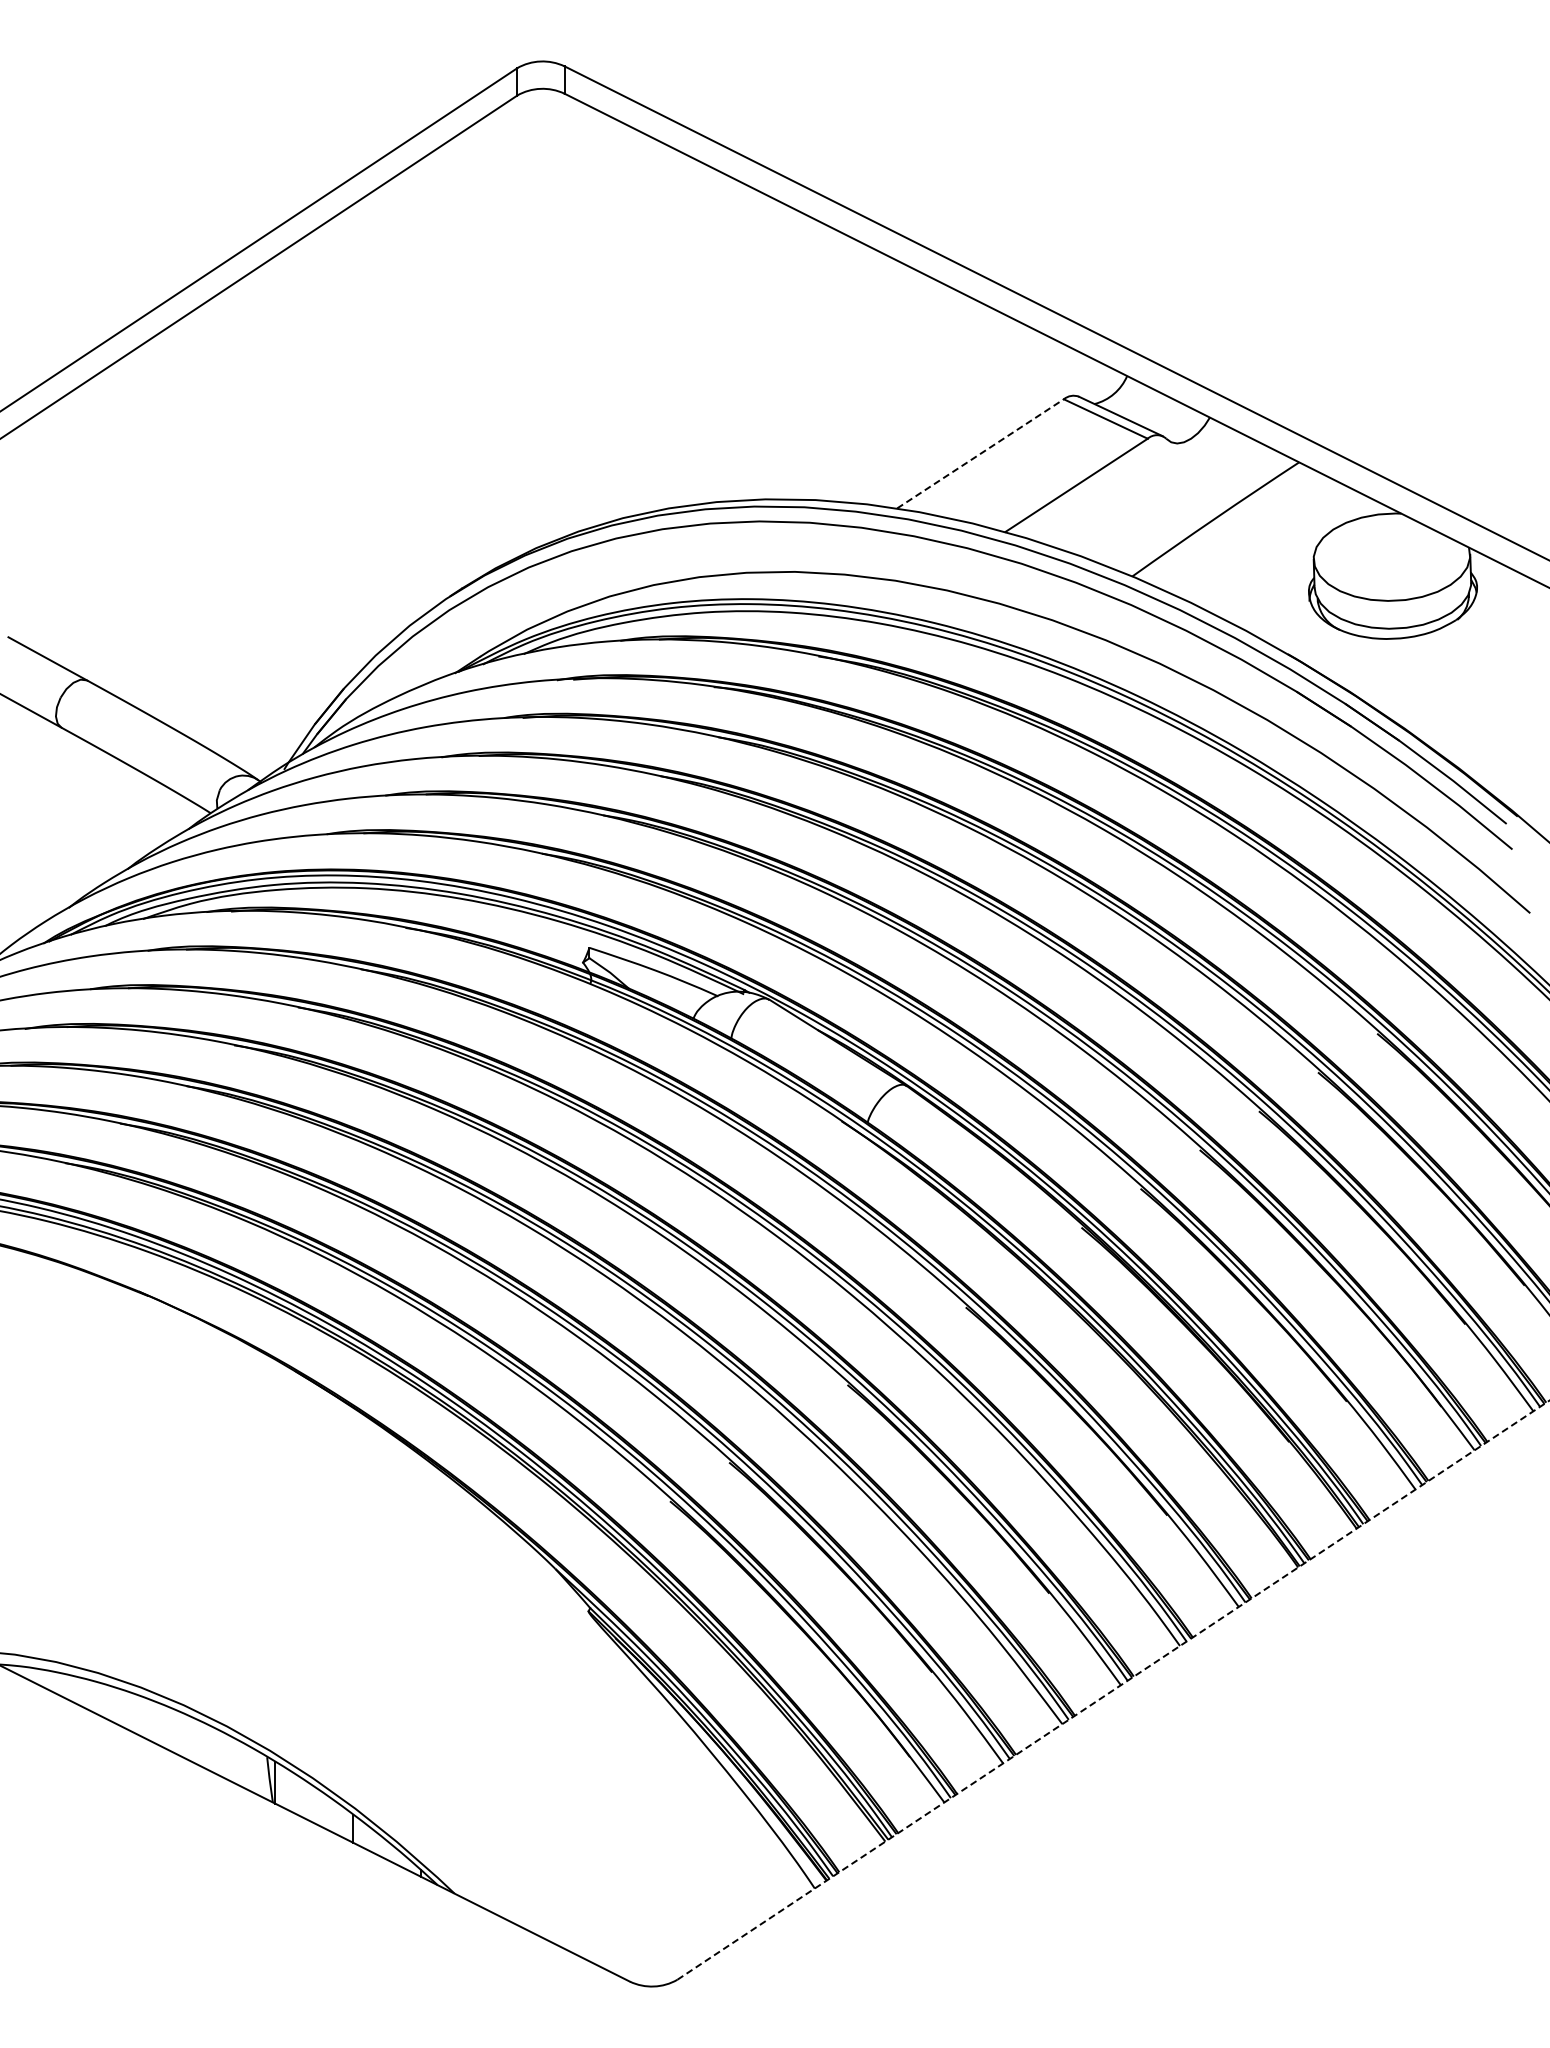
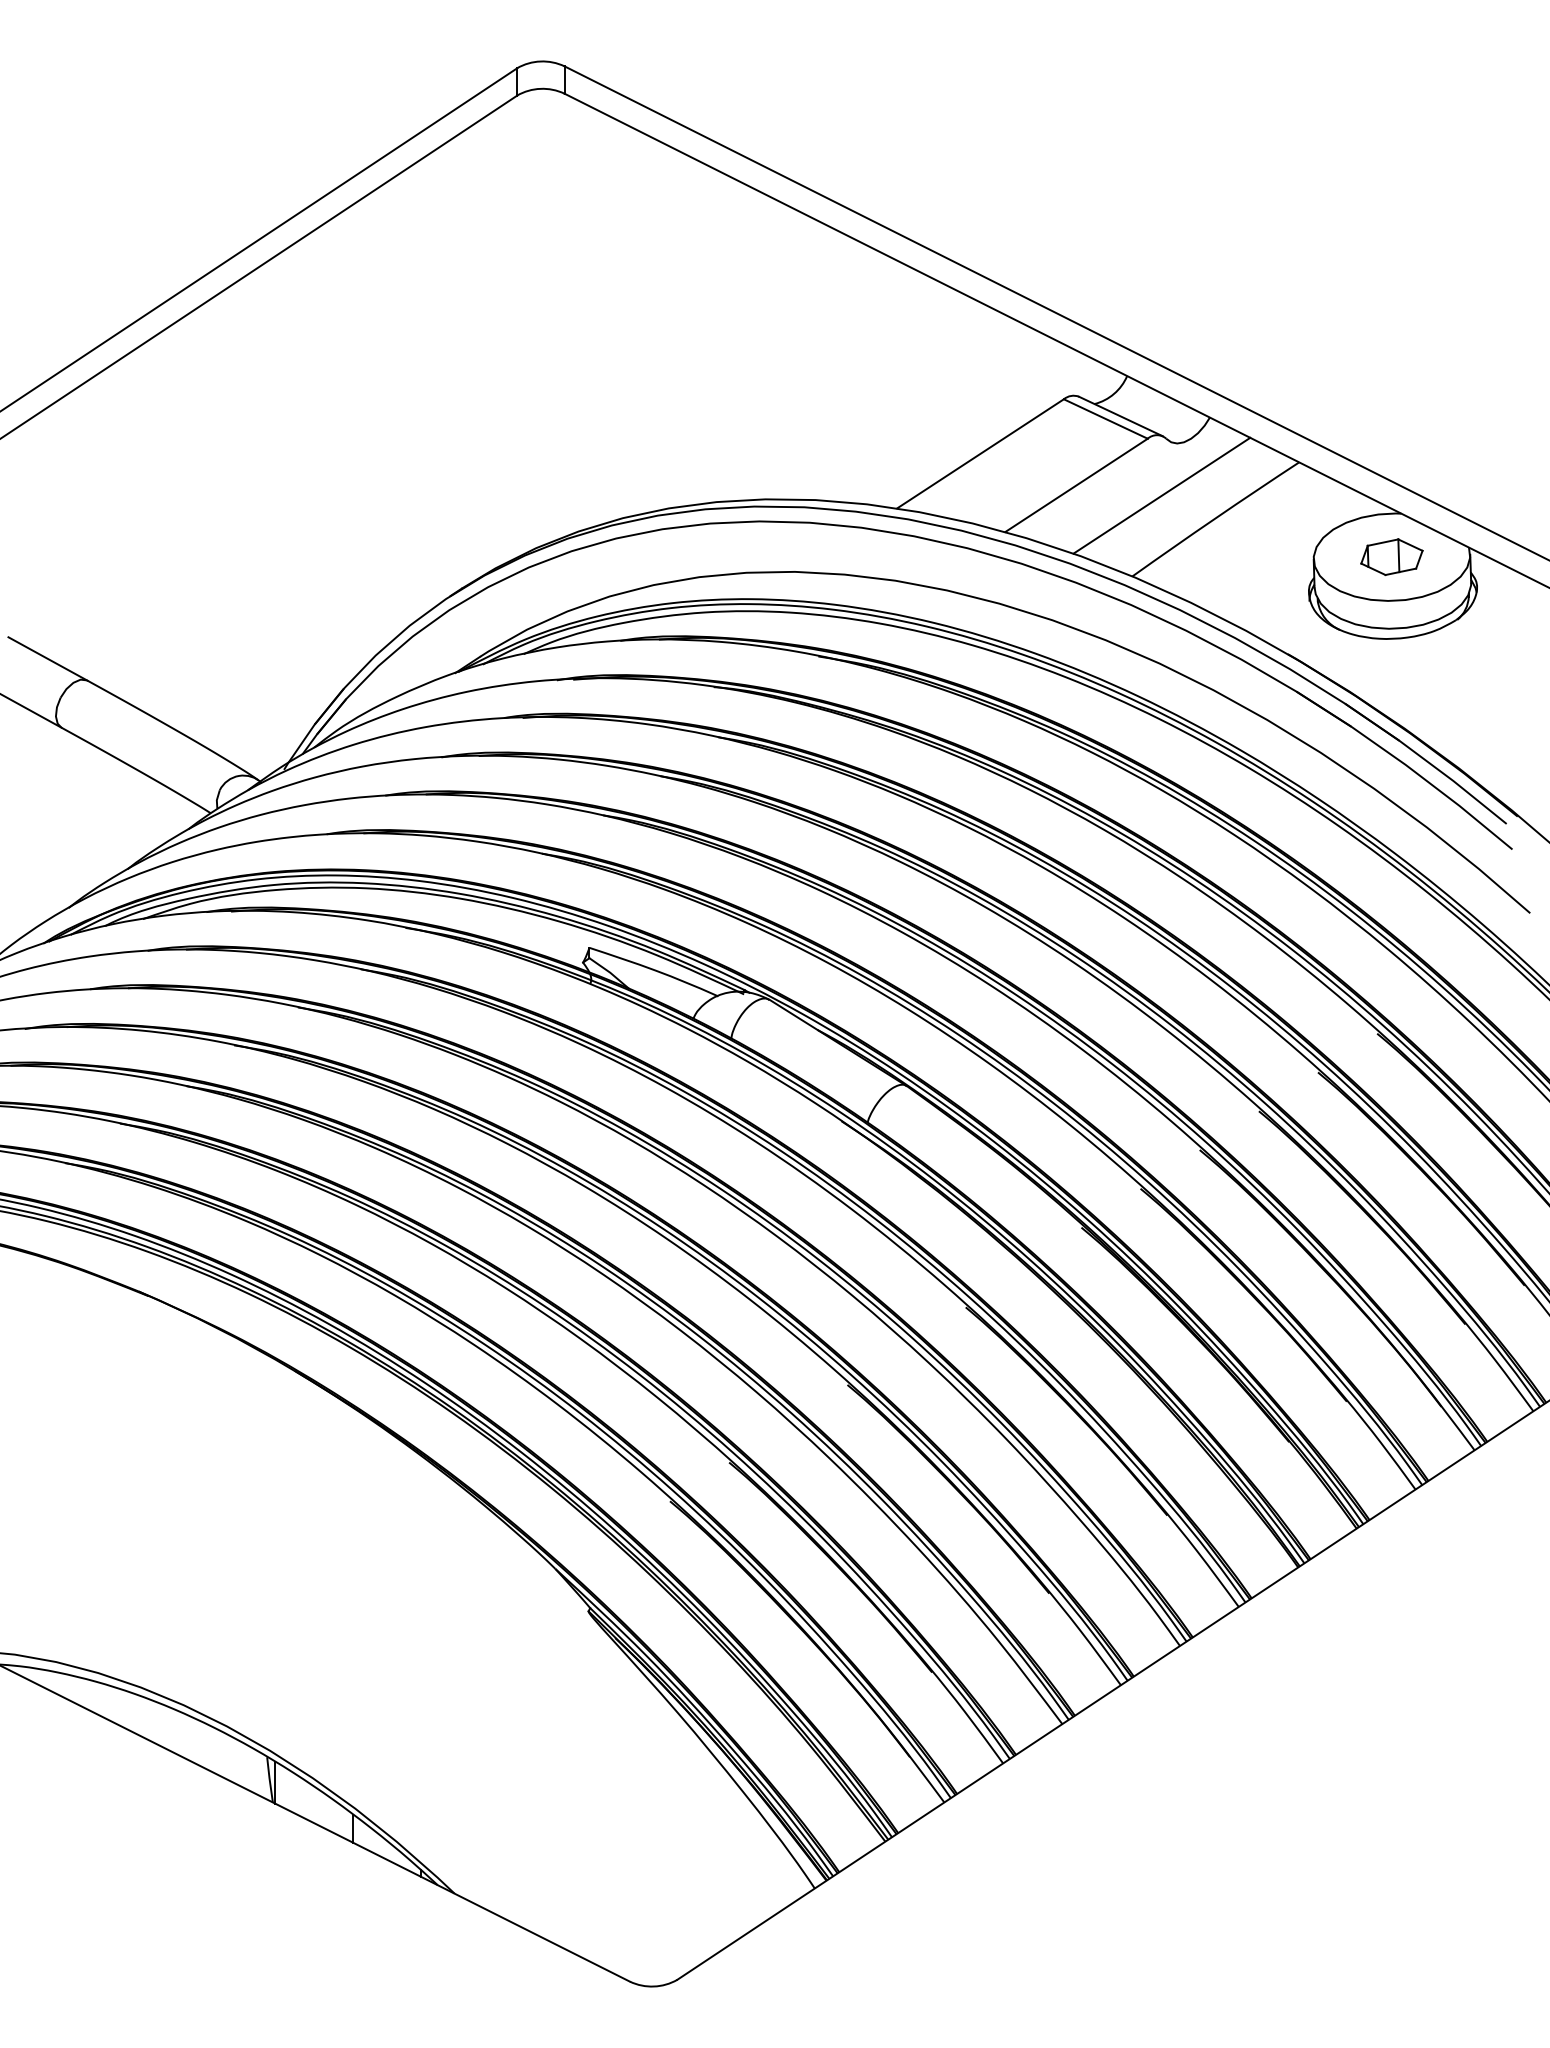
line: dashed -> solid (980, 453)
line: none -> present (1161, 495)
part: none -> present (1391, 557)
line: dashed -> solid (1113, 1689)
